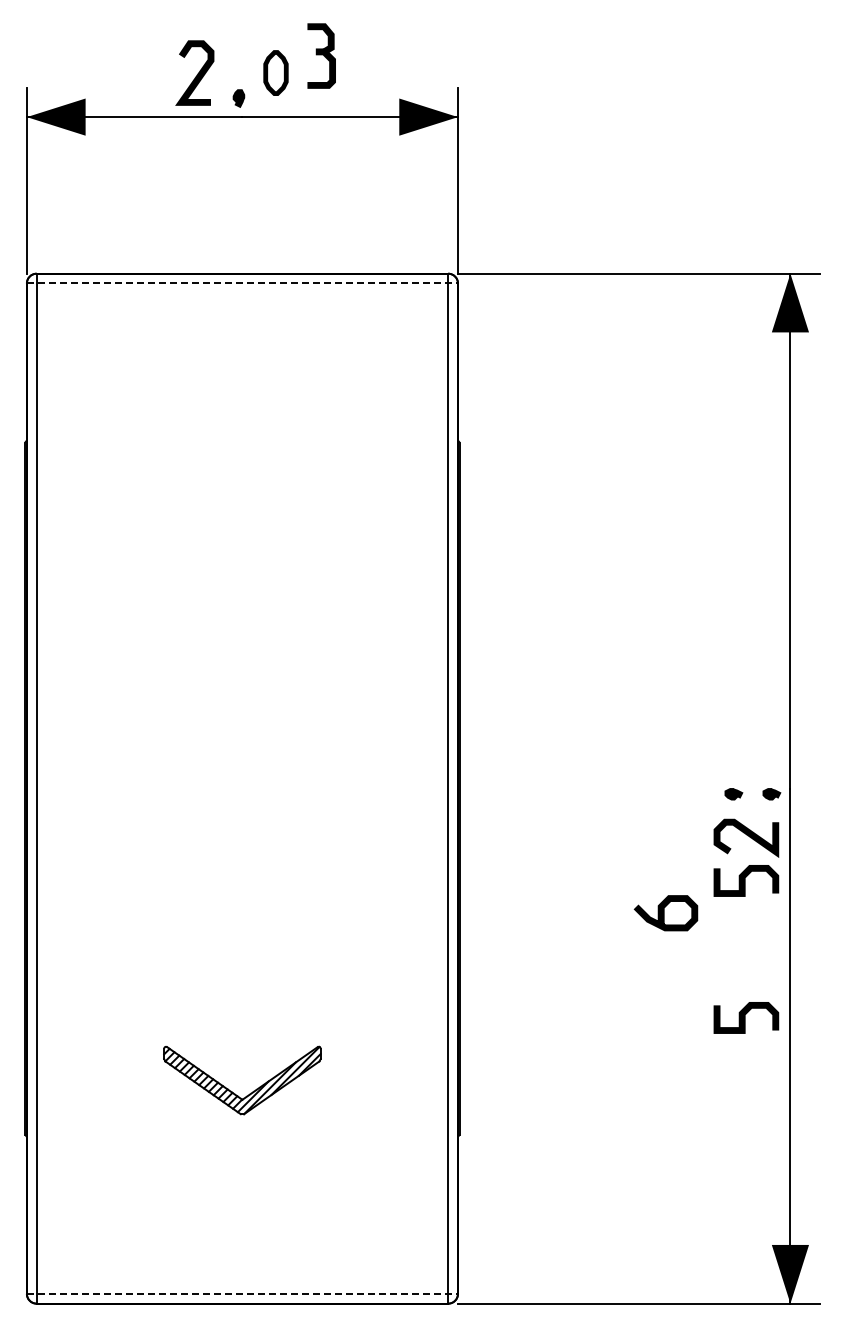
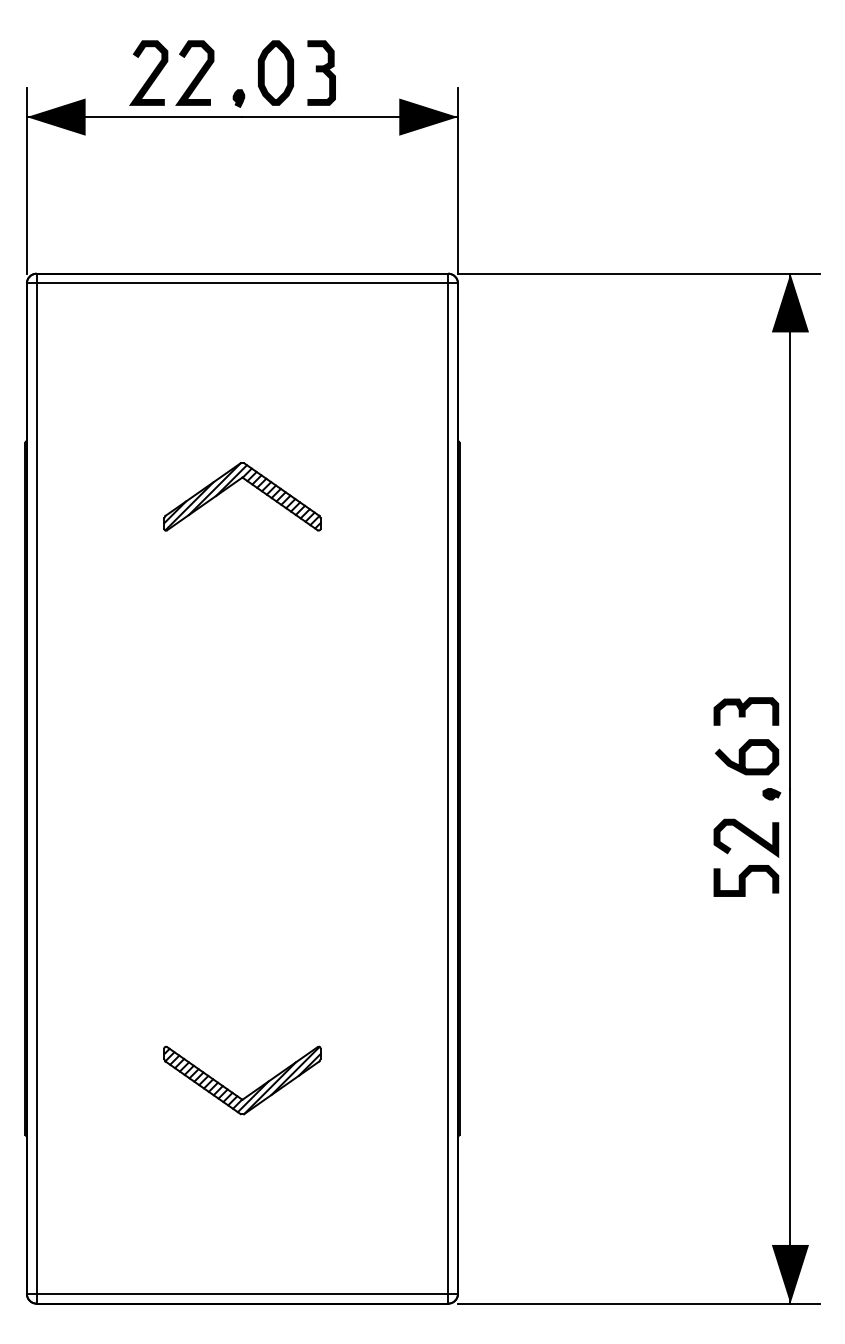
part position: (321, 55) -> (321, 72) (321, 72)
part size: 26x46 px -> 36x66 px (275, 72)
curve: none -> present (150, 74)
line: dashed -> solid (242, 283)
part: none -> present (251, 485)
part: none -> present (746, 711)
part: present -> none (733, 794)
curve position: (664, 913) -> (745, 757) (745, 757)
curve: present -> none (745, 1017)
line: dashed -> solid (242, 1293)
